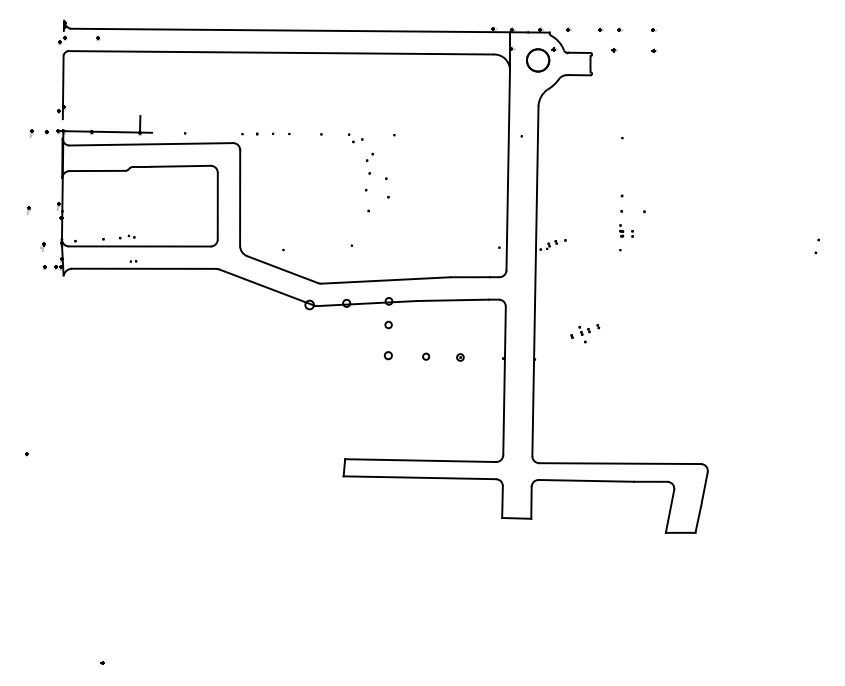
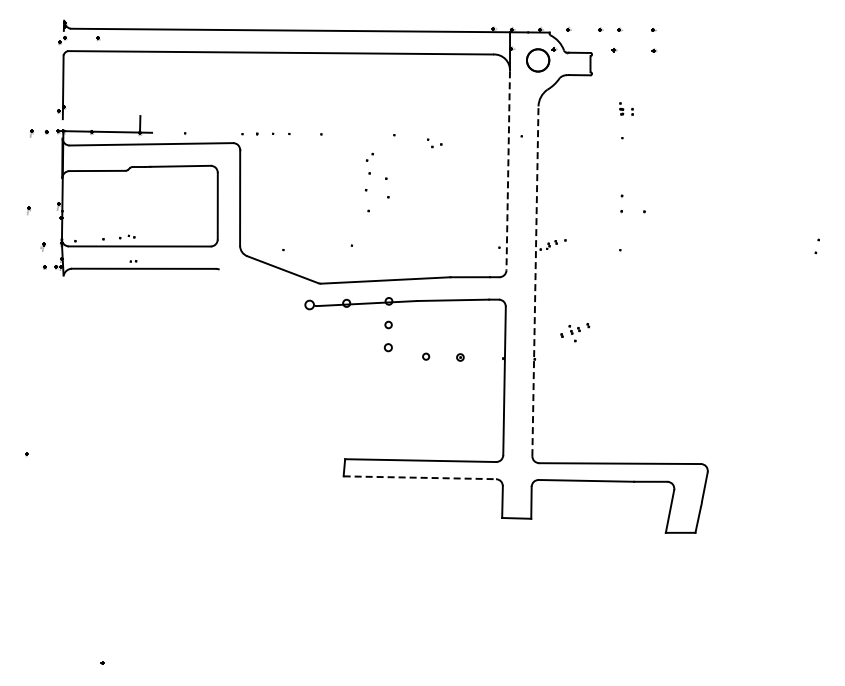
part position: (355, 138) -> (434, 143) (434, 143)
line: solid -> dashed (508, 170)
part position: (626, 230) -> (626, 108) (626, 108)
line: solid -> dashed (535, 281)
line: present -> none (266, 287)
part position: (585, 333) -> (575, 332) (575, 332)
circle position: (387, 355) -> (387, 347) (387, 347)
line: solid -> dashed (420, 477)
